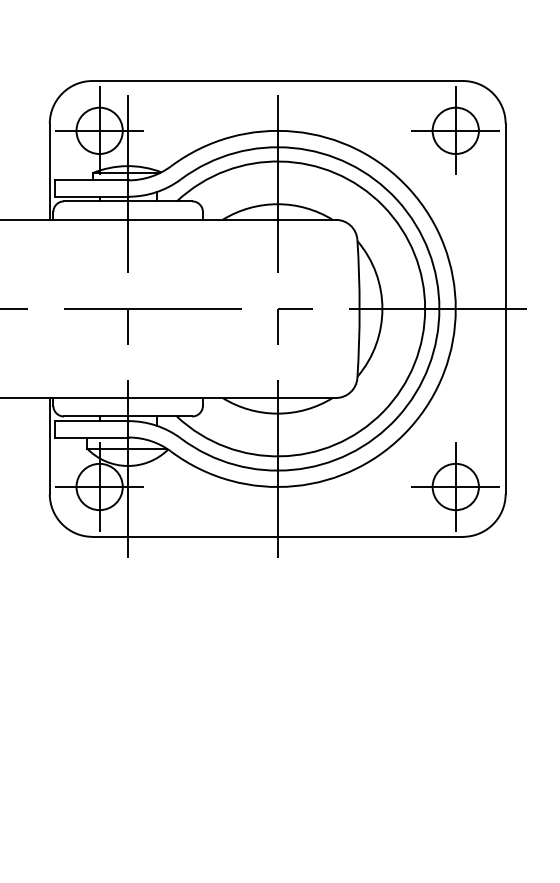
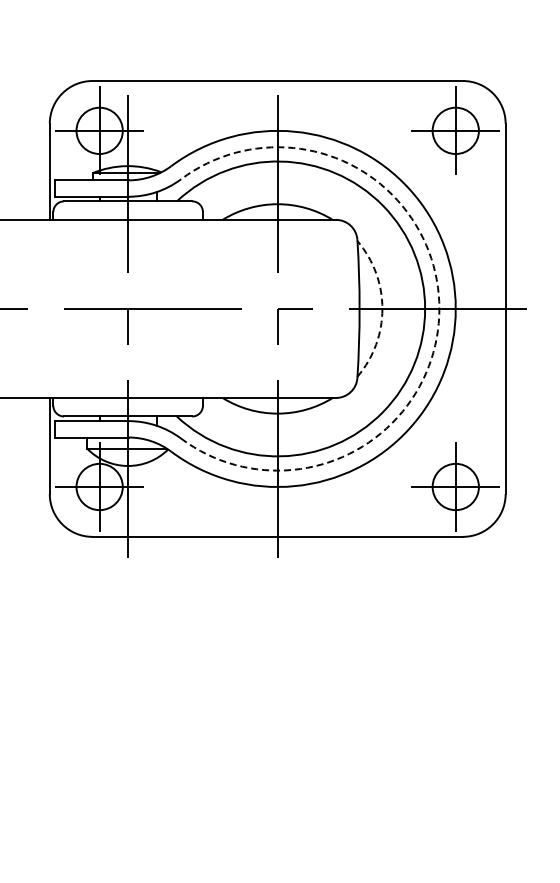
arc: solid -> dashed (382, 308)
arc: solid -> dashed (439, 308)
